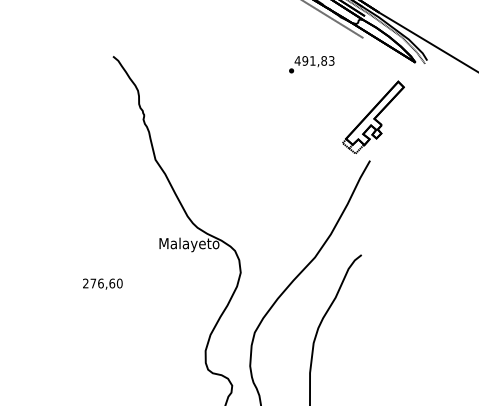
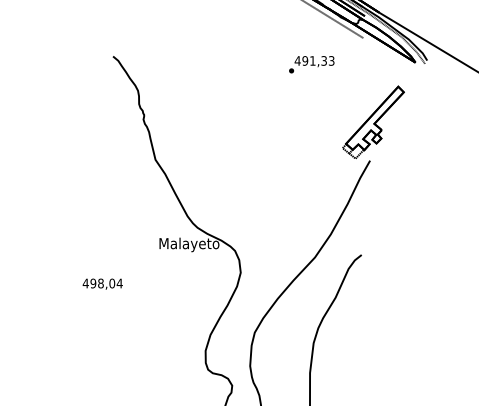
text: 491,83 -> 491,33 (324, 60)
part position: (373, 116) -> (373, 121) (373, 121)
text: 276,60 -> 498,04 (102, 283)
